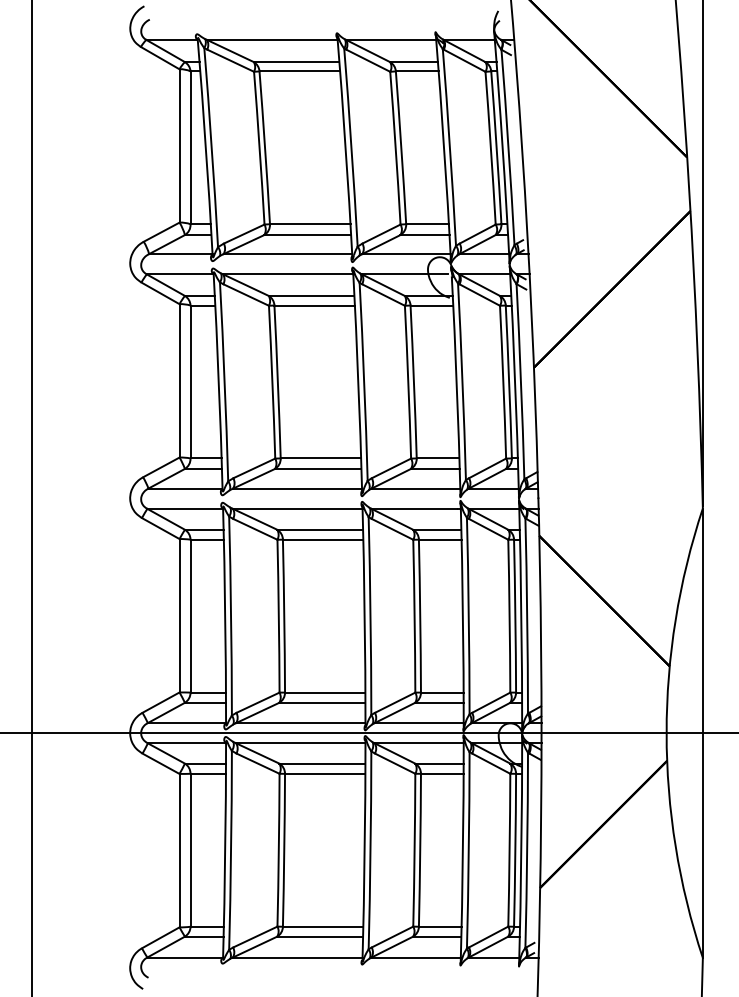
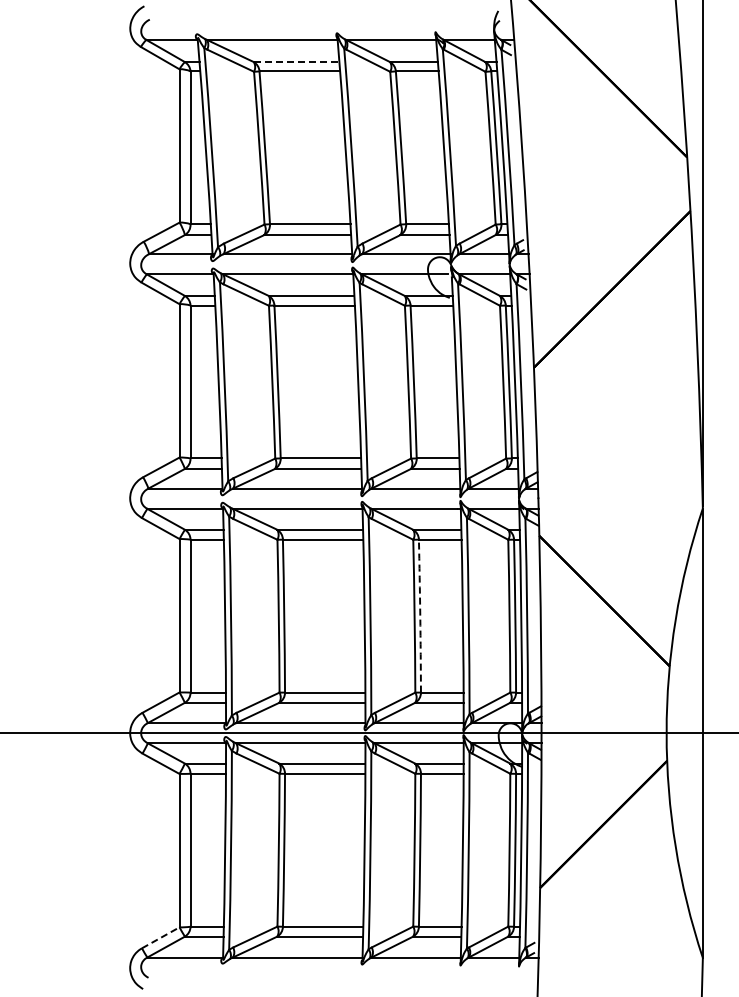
line: solid -> dashed (296, 62)
line: present -> none (31, 497)
arc: solid -> dashed (420, 616)
line: solid -> dashed (160, 937)
